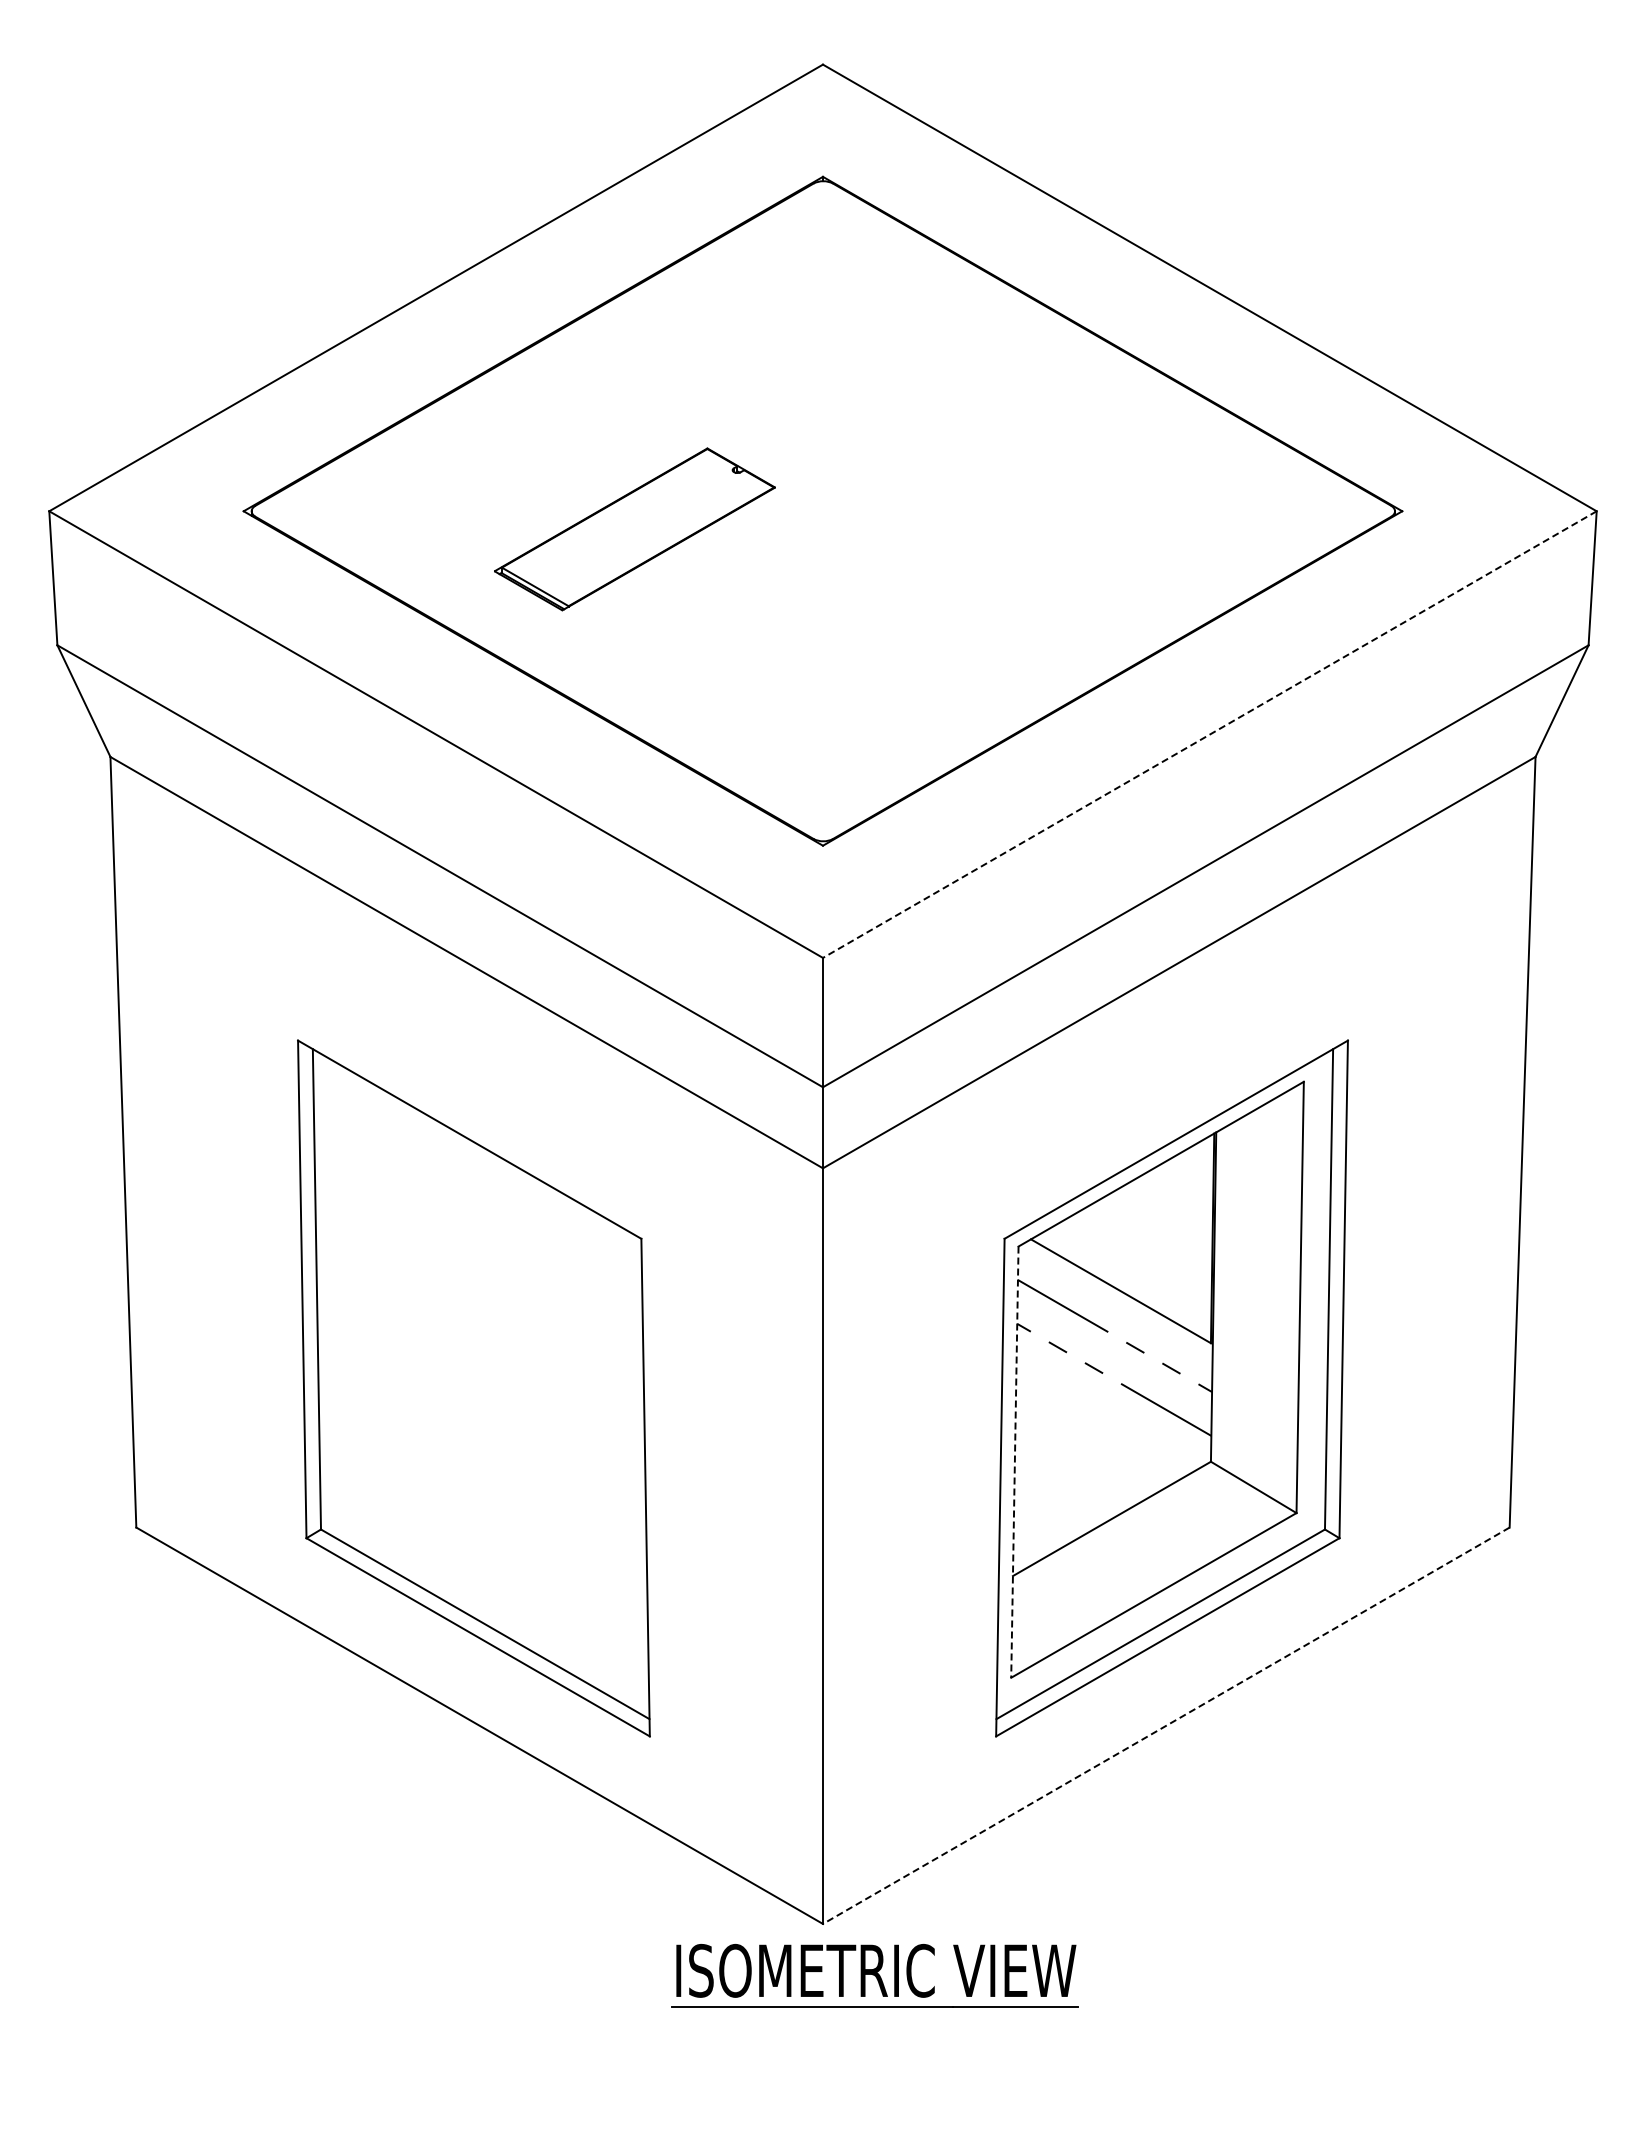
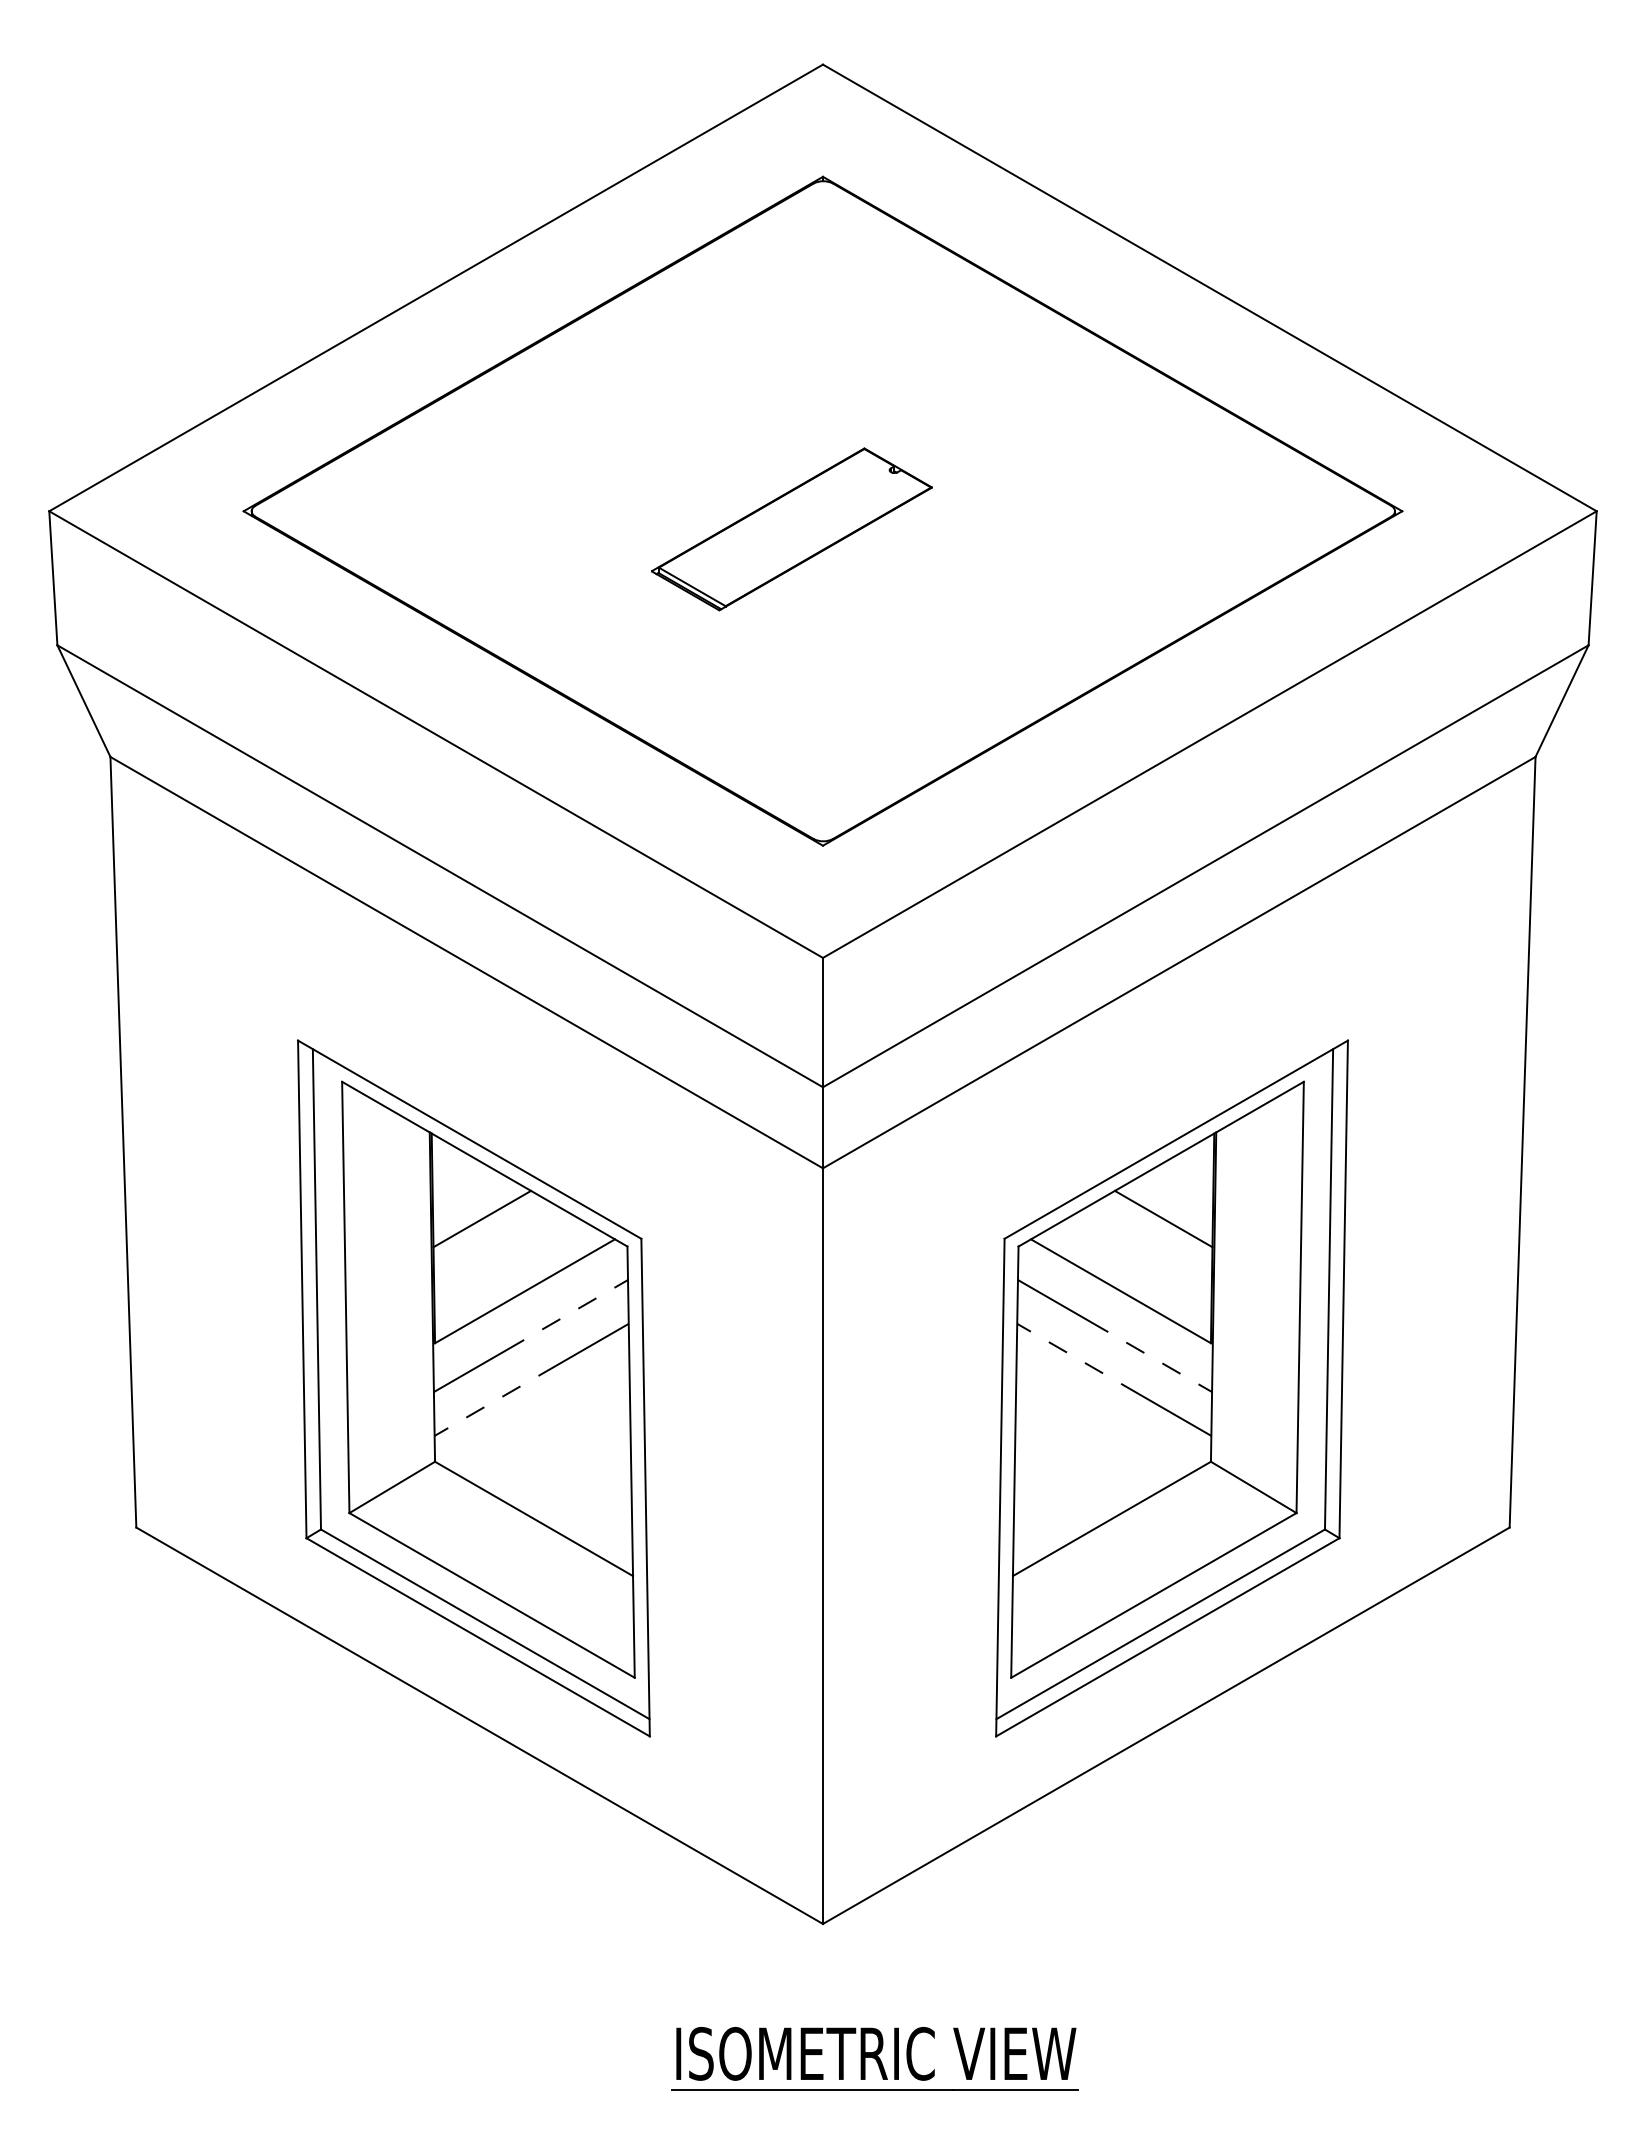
part position: (634, 529) -> (791, 529) (791, 529)
line: dashed -> solid (1209, 734)
line: none -> present (1163, 1218)
part: none -> present (488, 1379)
line: dashed -> solid (1014, 1462)
line: dashed -> solid (1165, 1726)
part position: (874, 1975) -> (874, 2058) (874, 2058)
